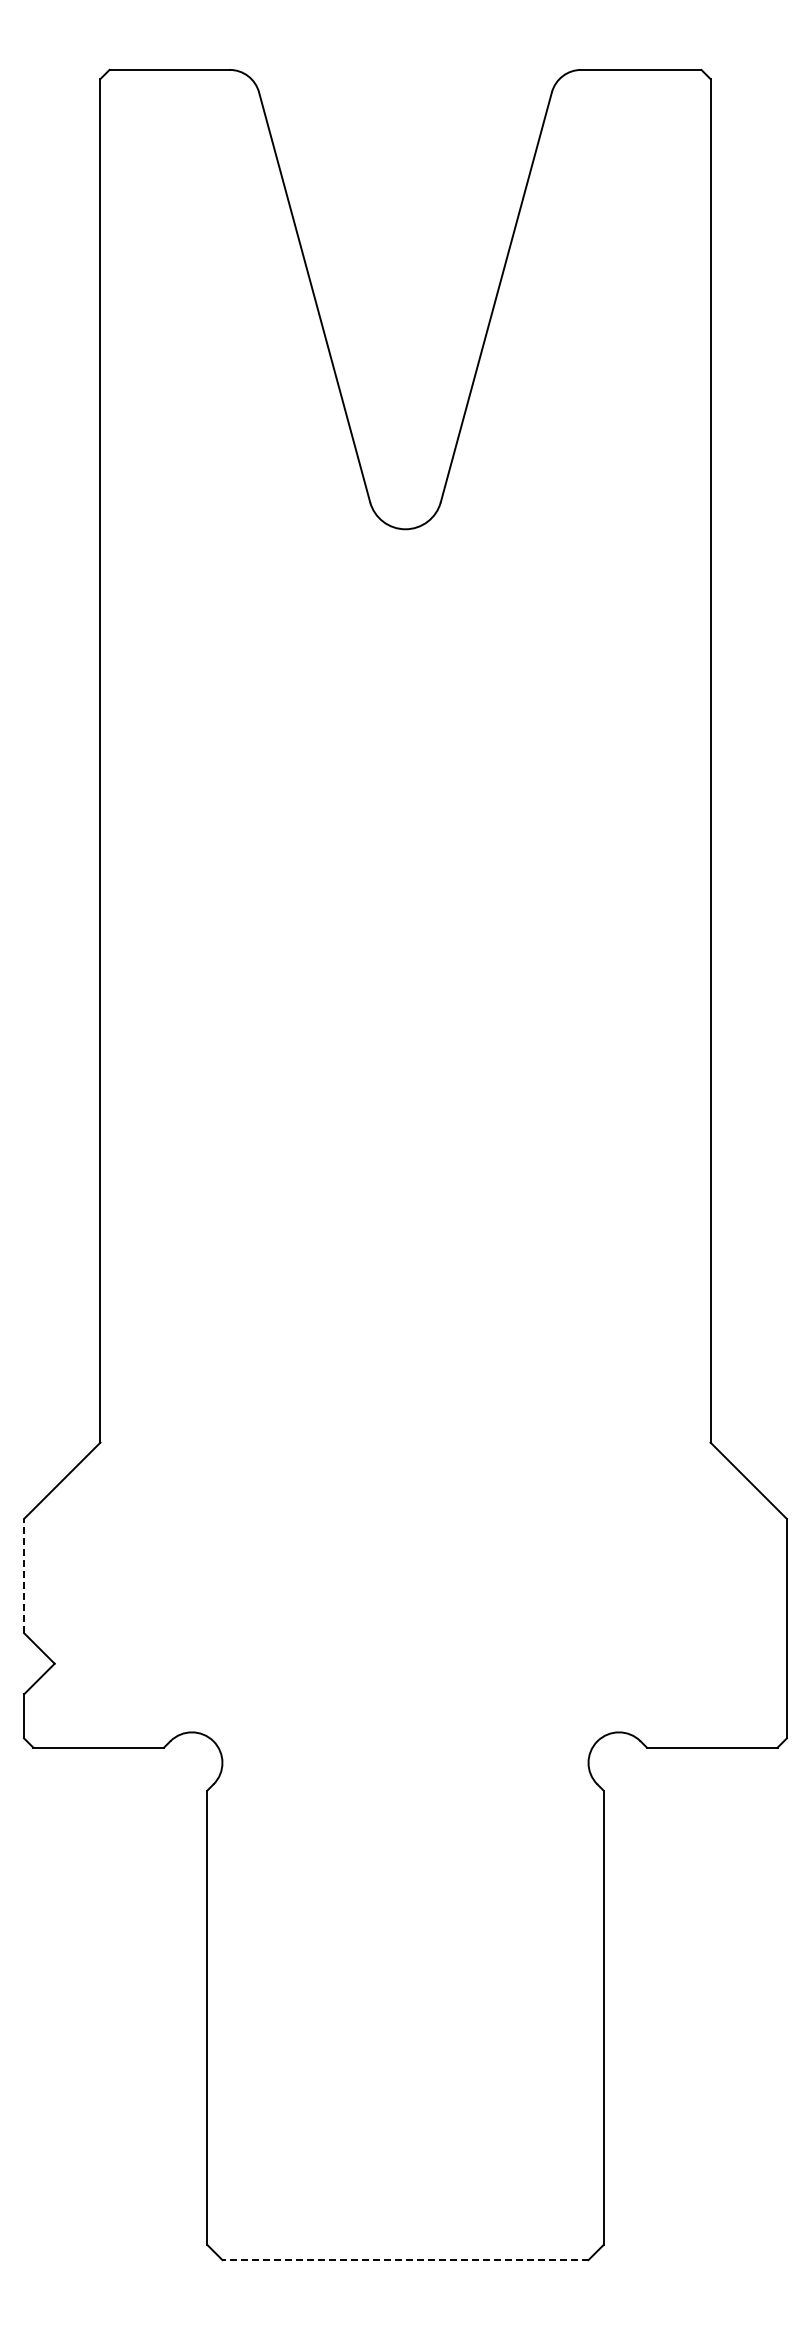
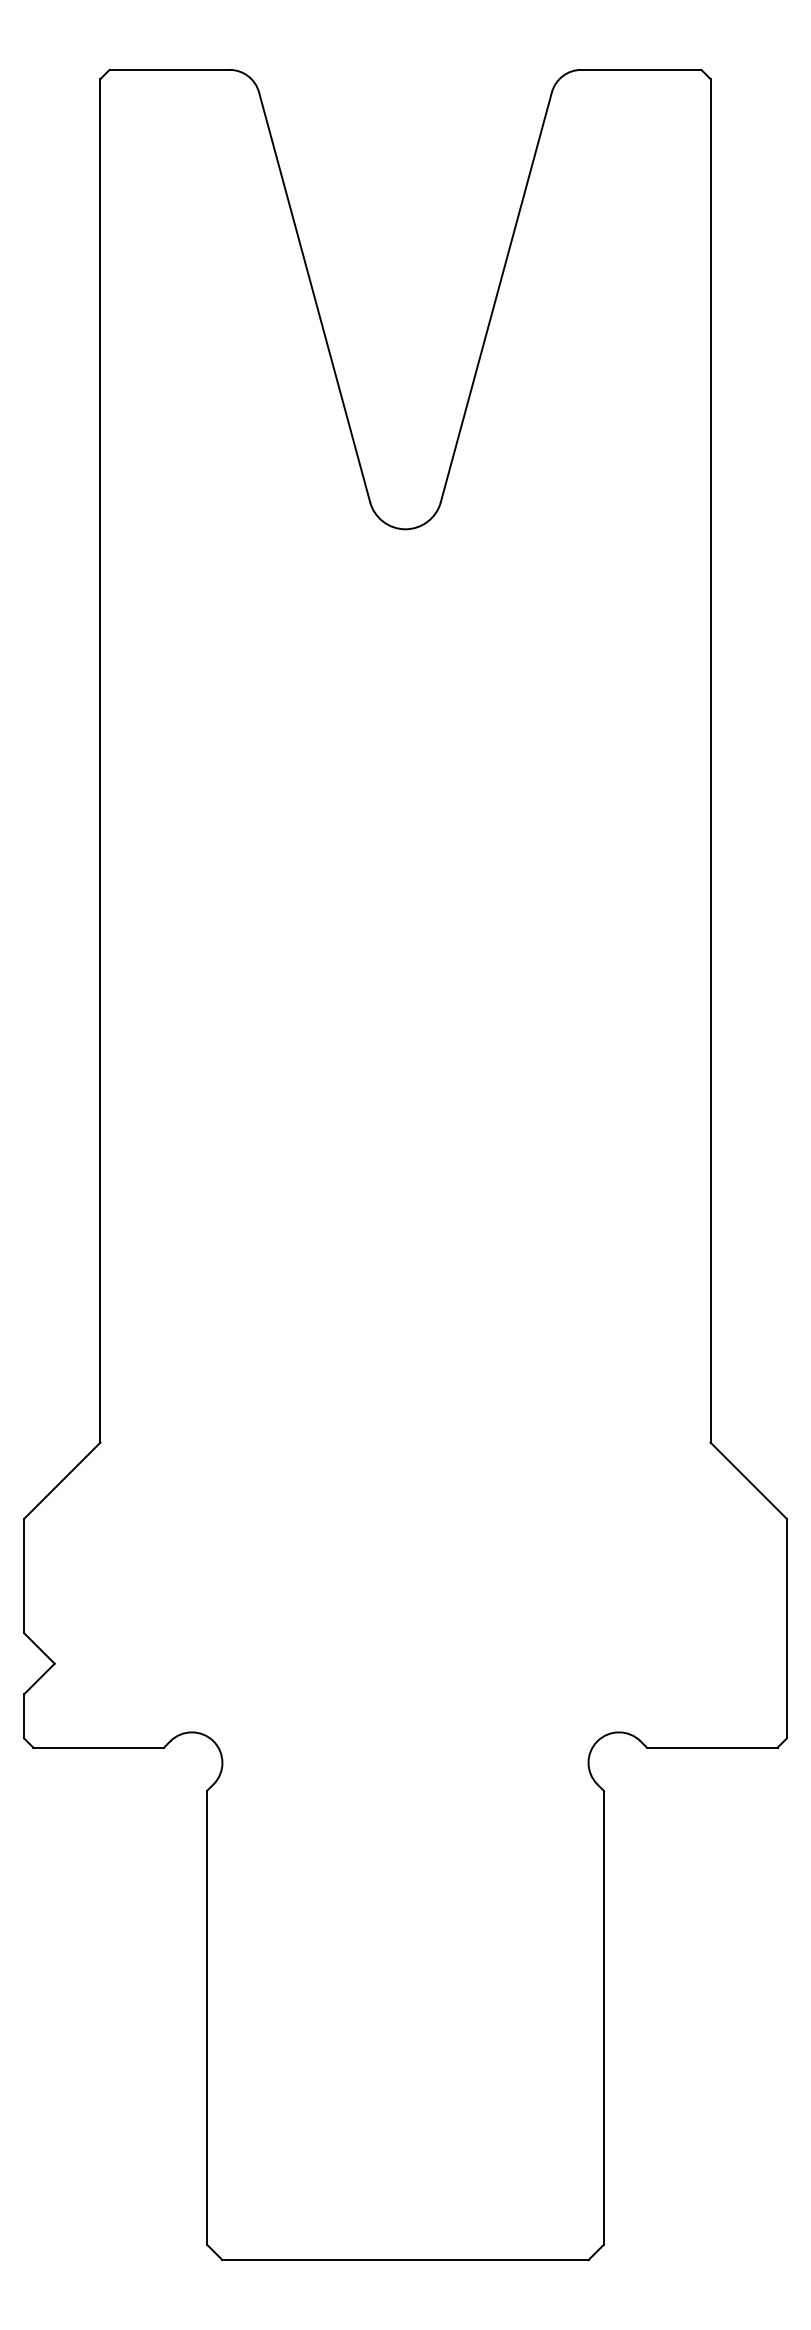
line: dashed -> solid (24, 1575)
line: dashed -> solid (405, 2260)
